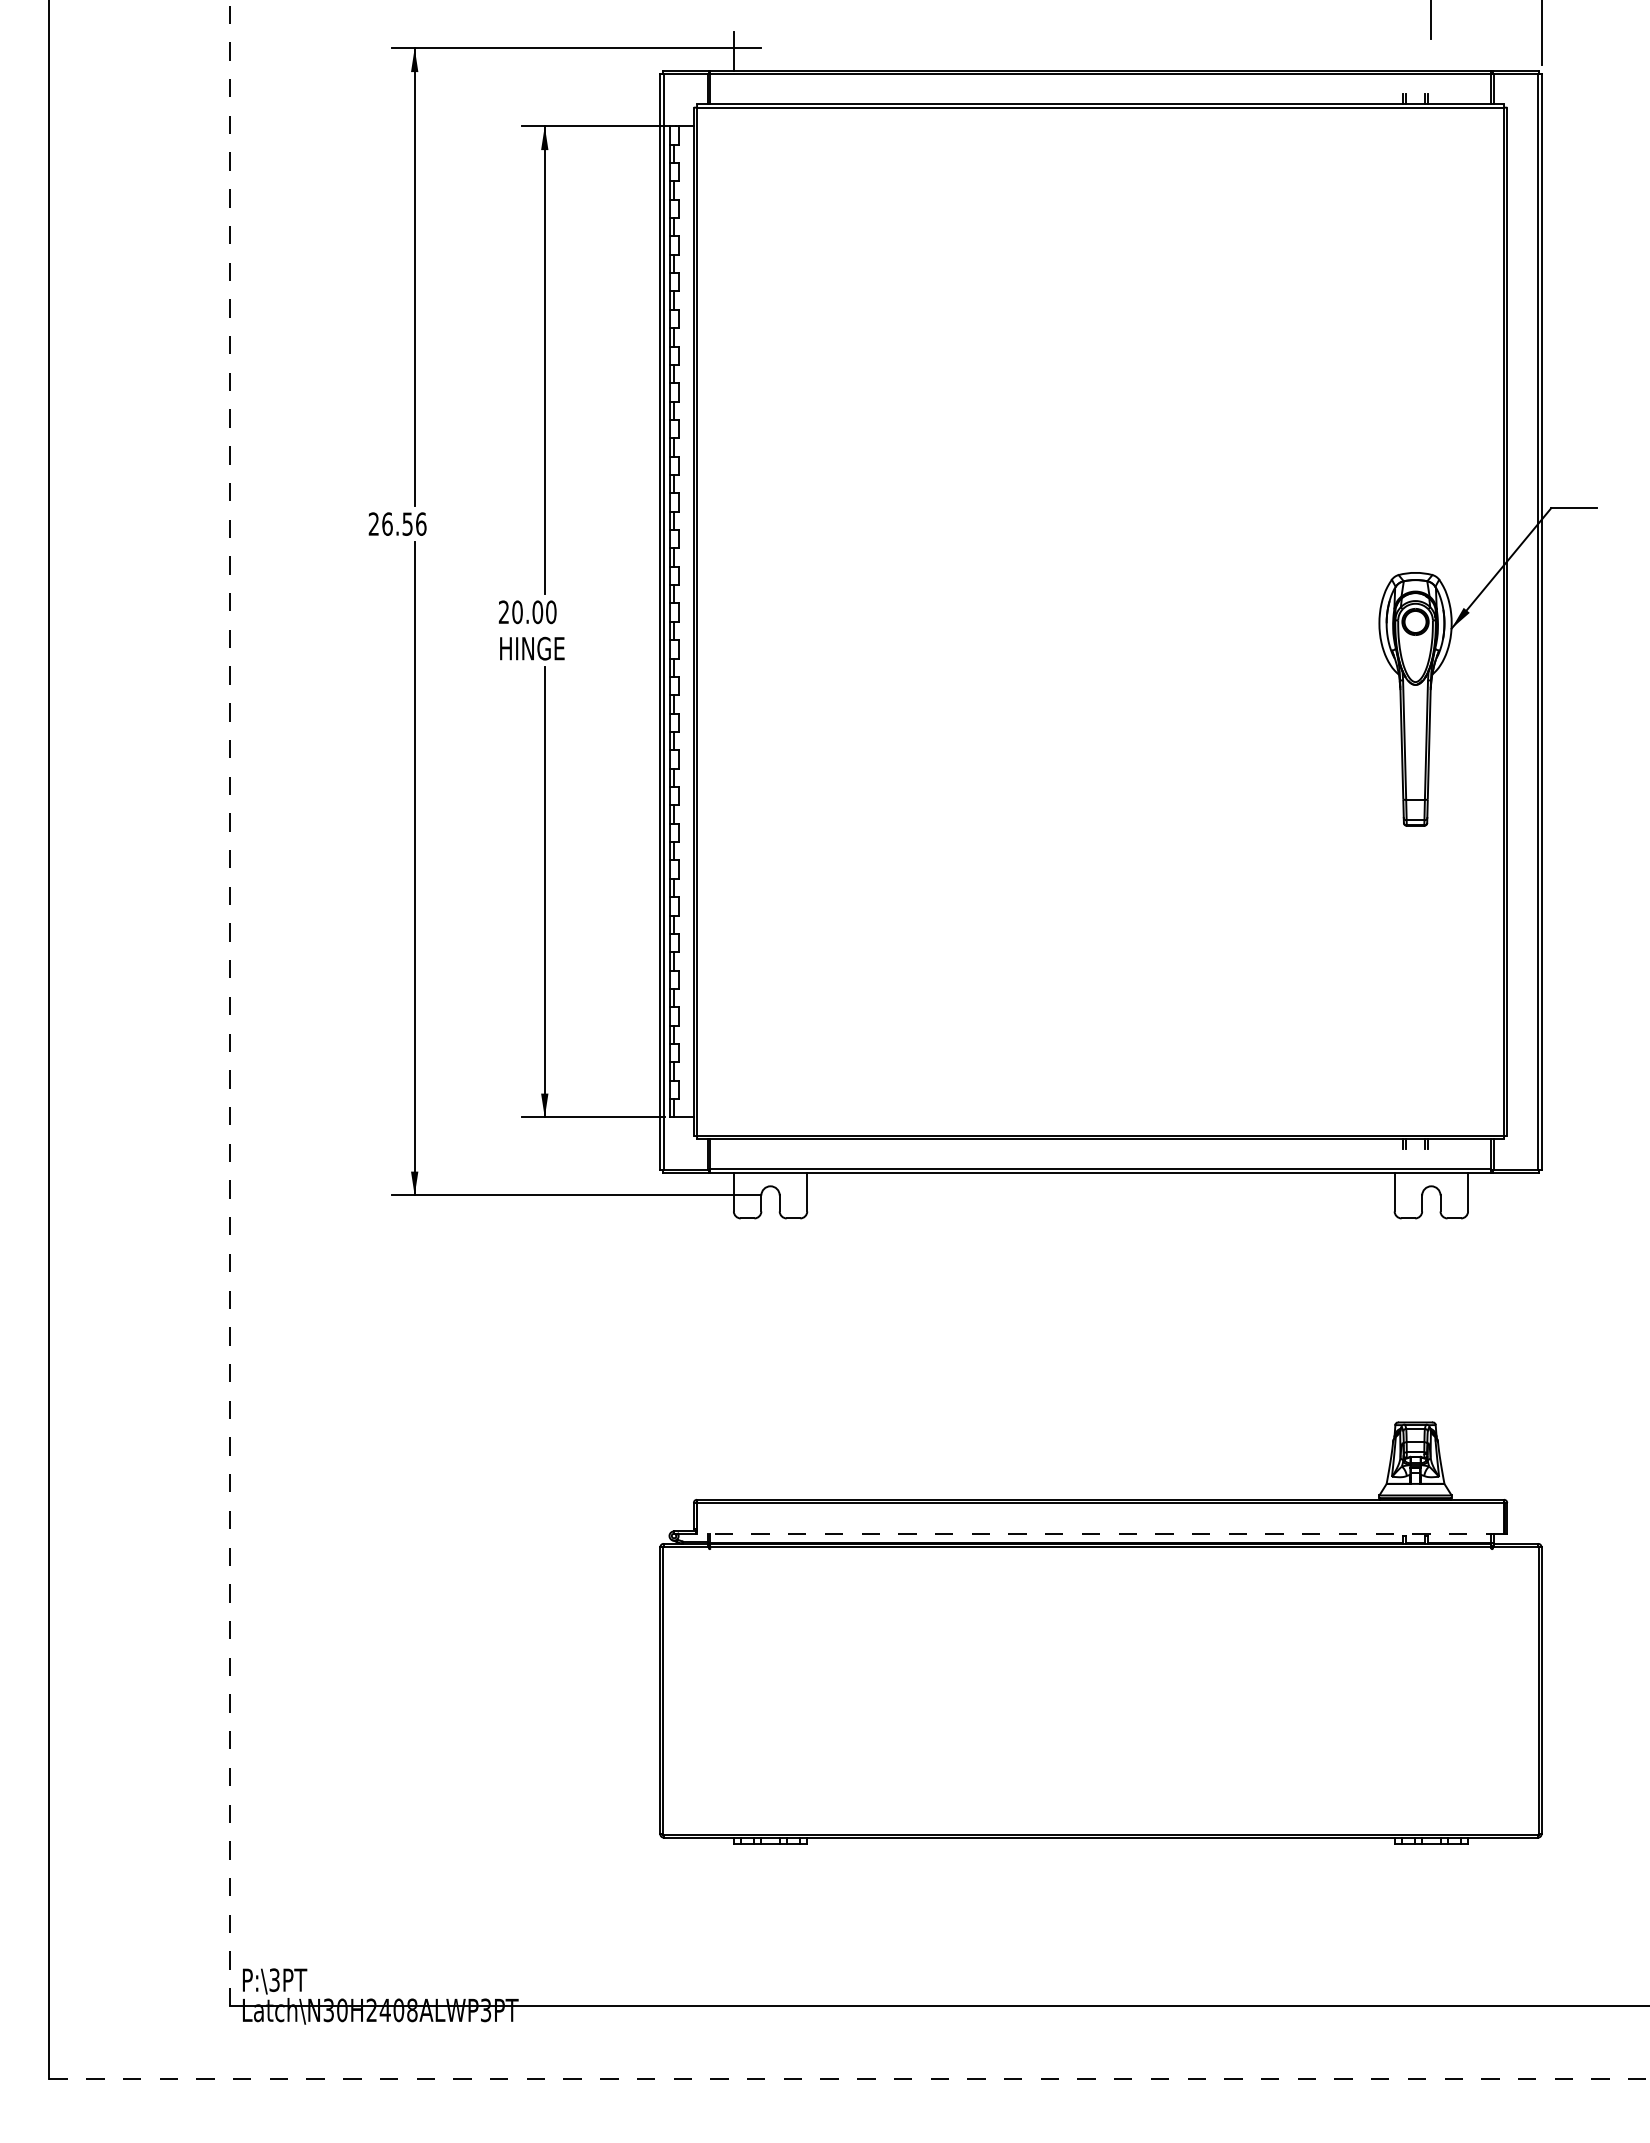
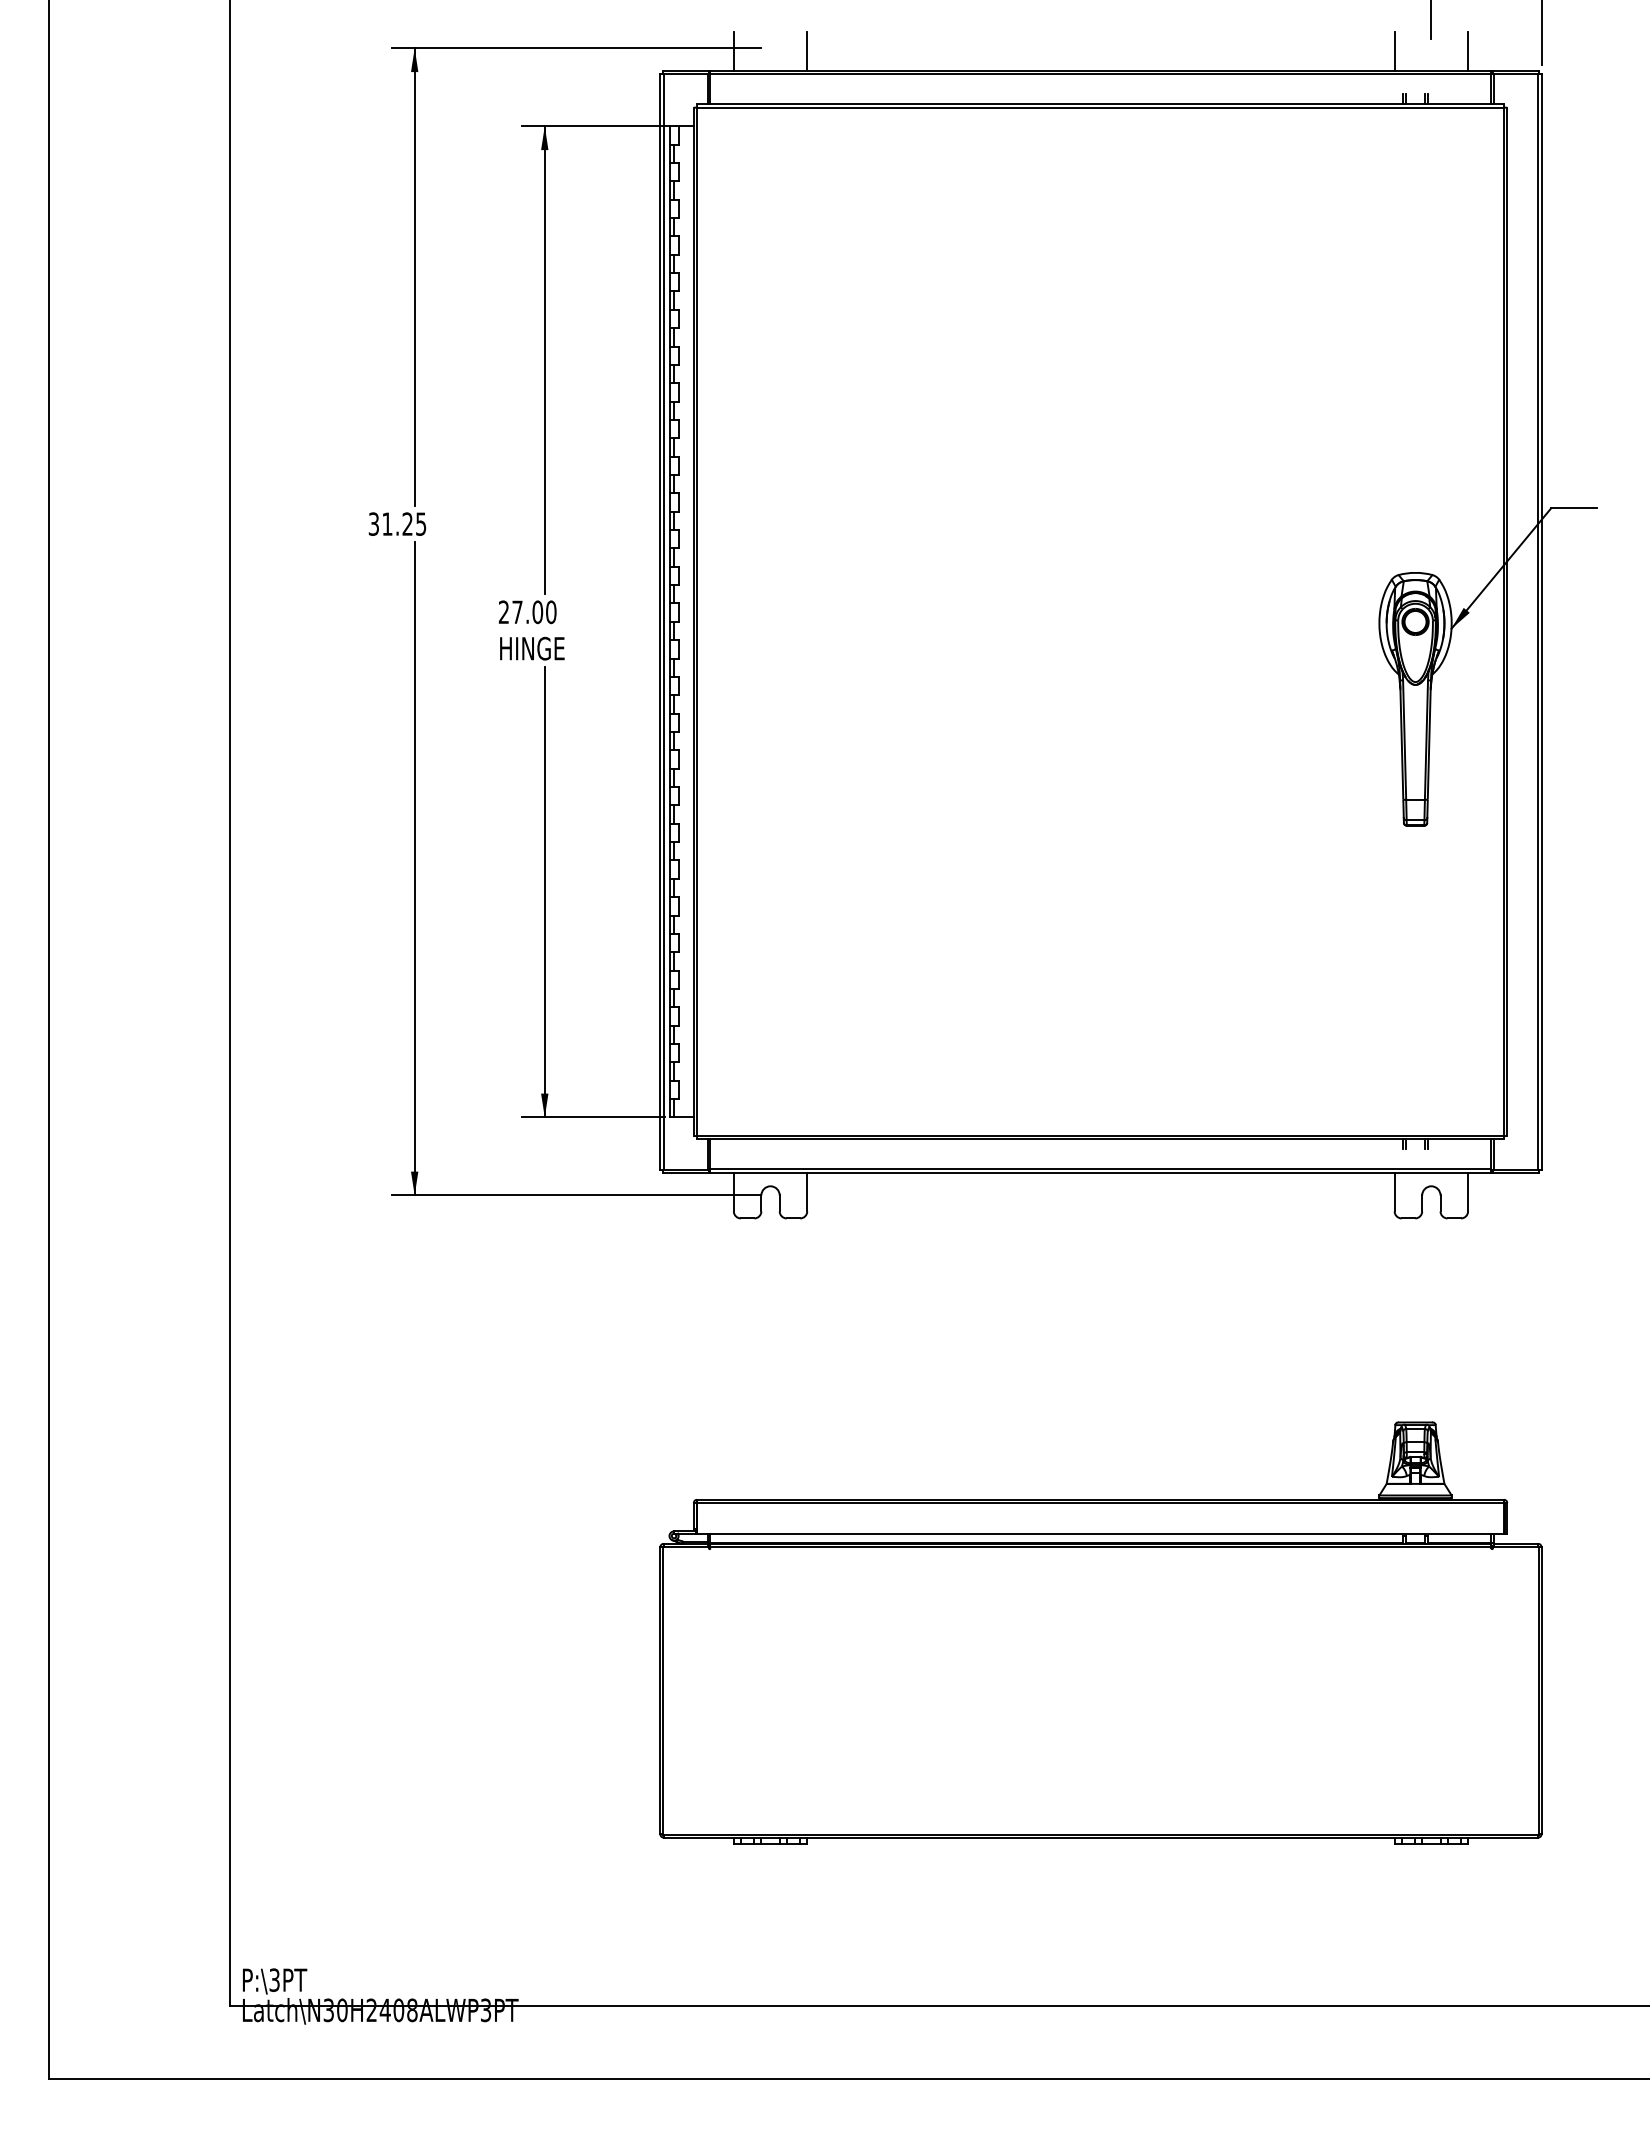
line: none -> present (807, 51)
line: none -> present (1394, 51)
line: none -> present (1468, 51)
text: 26.56 -> 31.25 (397, 523)
text: 20.00 -> 27.00 (517, 612)
line: dashed -> solid (230, 1003)
line: dashed -> solid (1100, 1534)
line: dashed -> solid (849, 2078)
